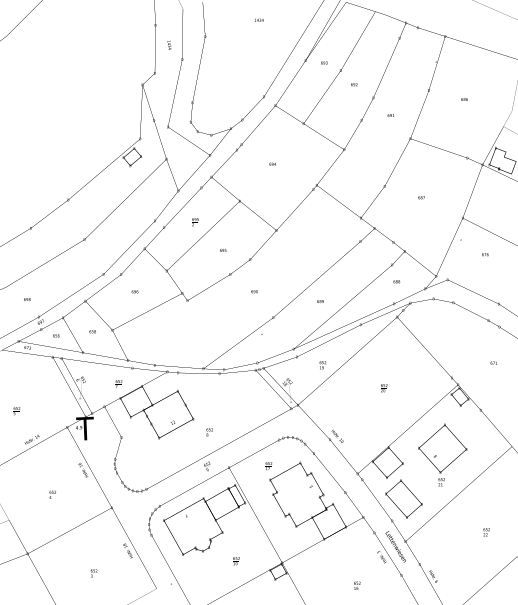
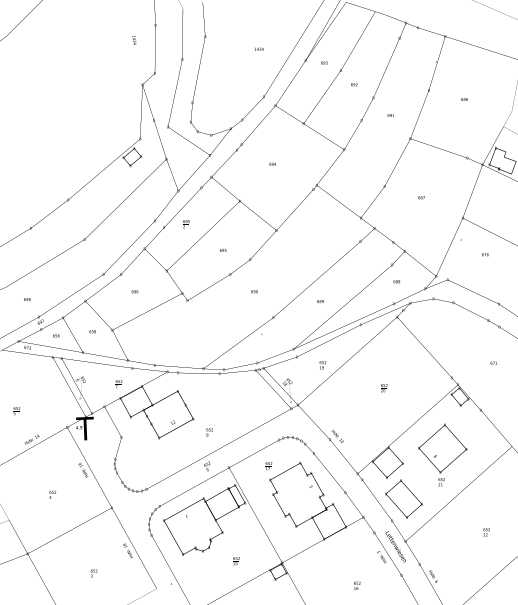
text position: (259, 19) -> (259, 48) (259, 48)
text position: (169, 44) -> (134, 39) (134, 39)
text position: (195, 222) -> (186, 224) (186, 224)
